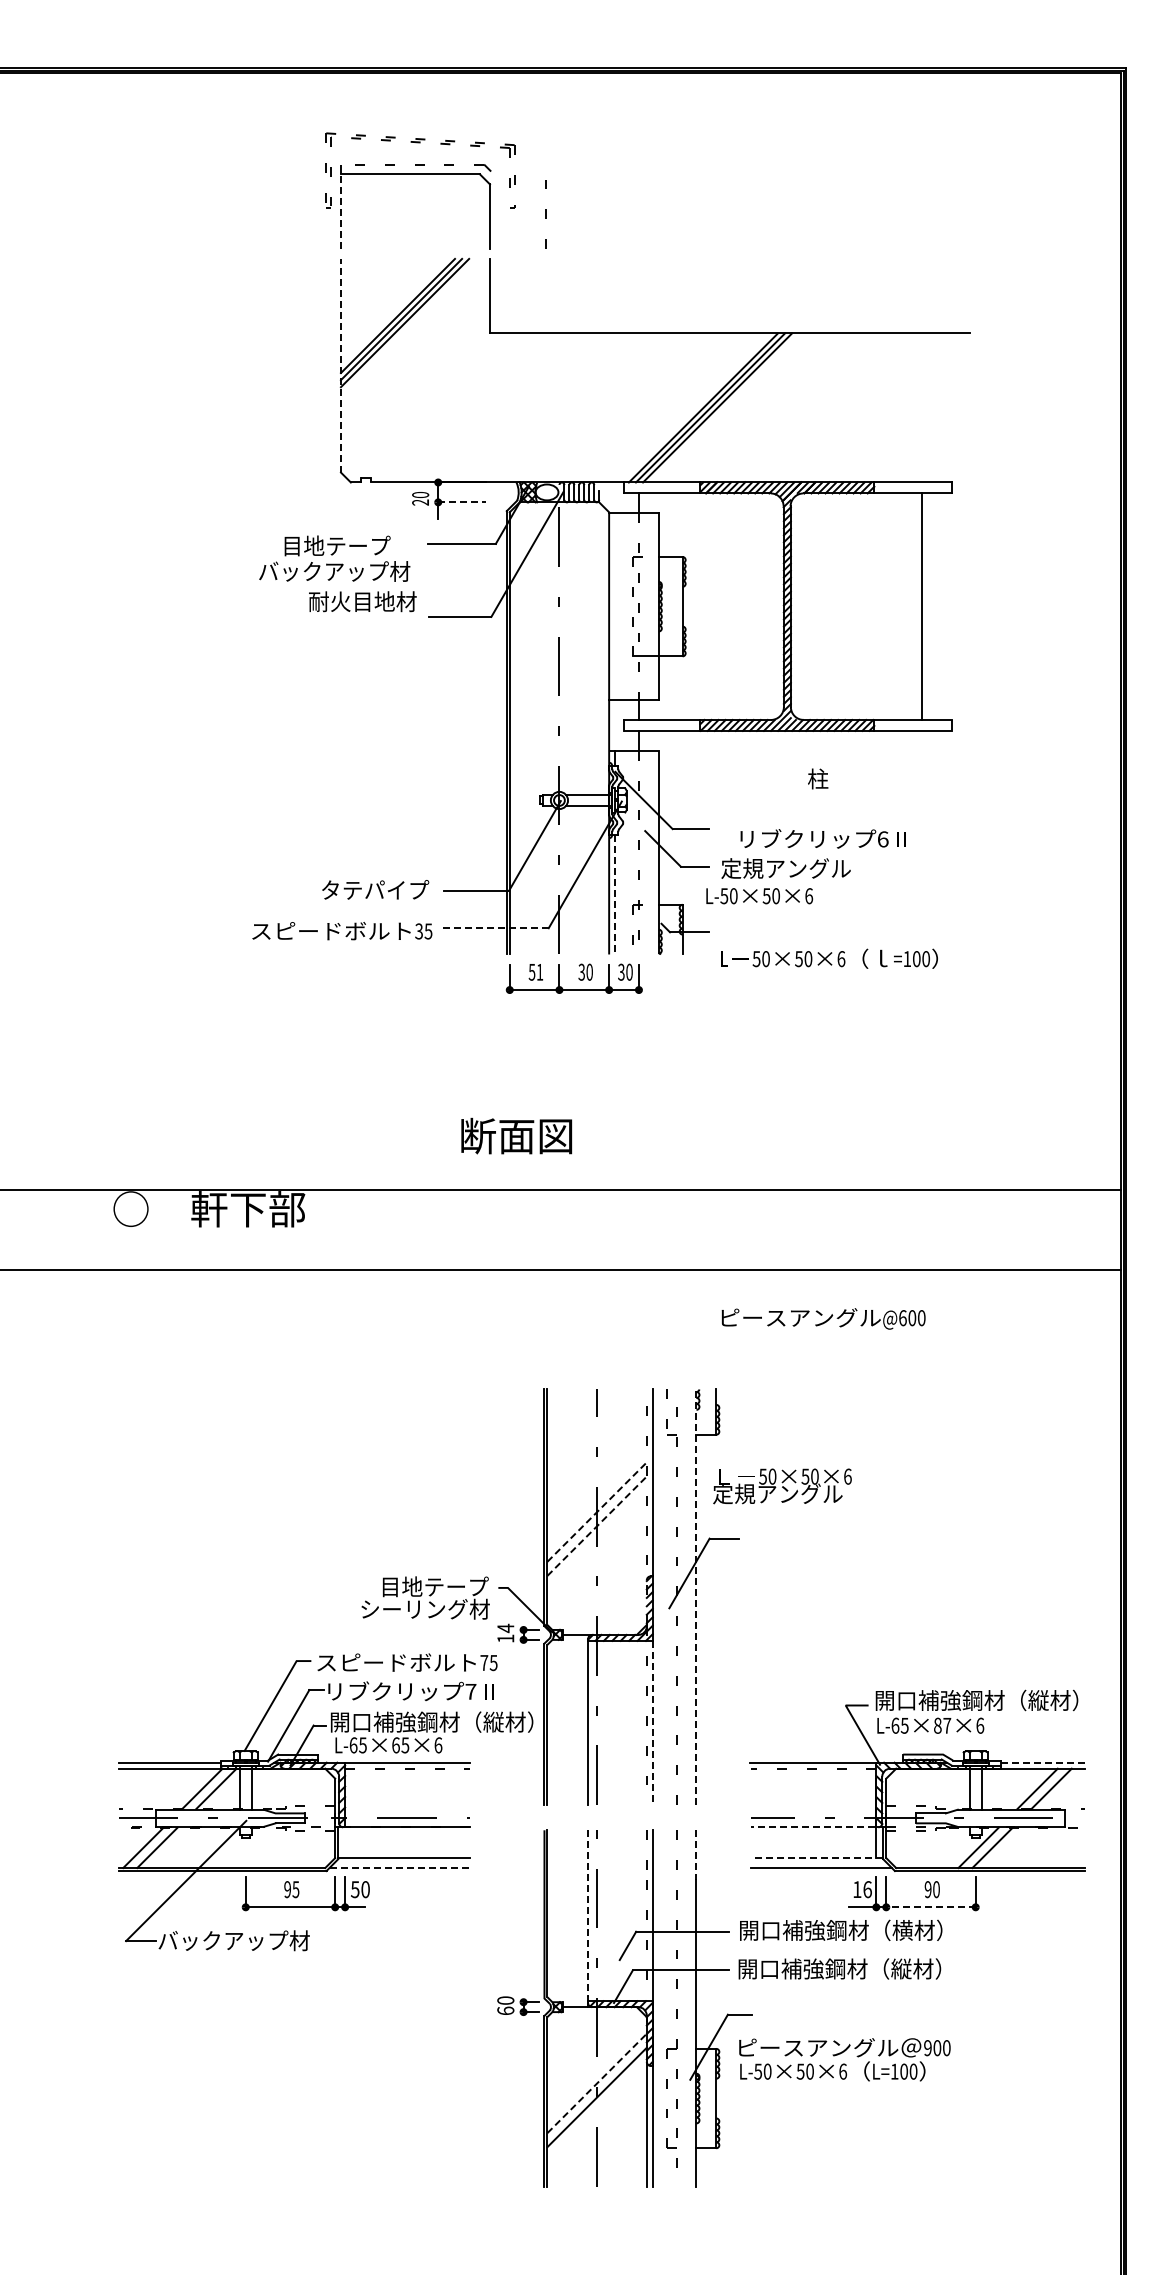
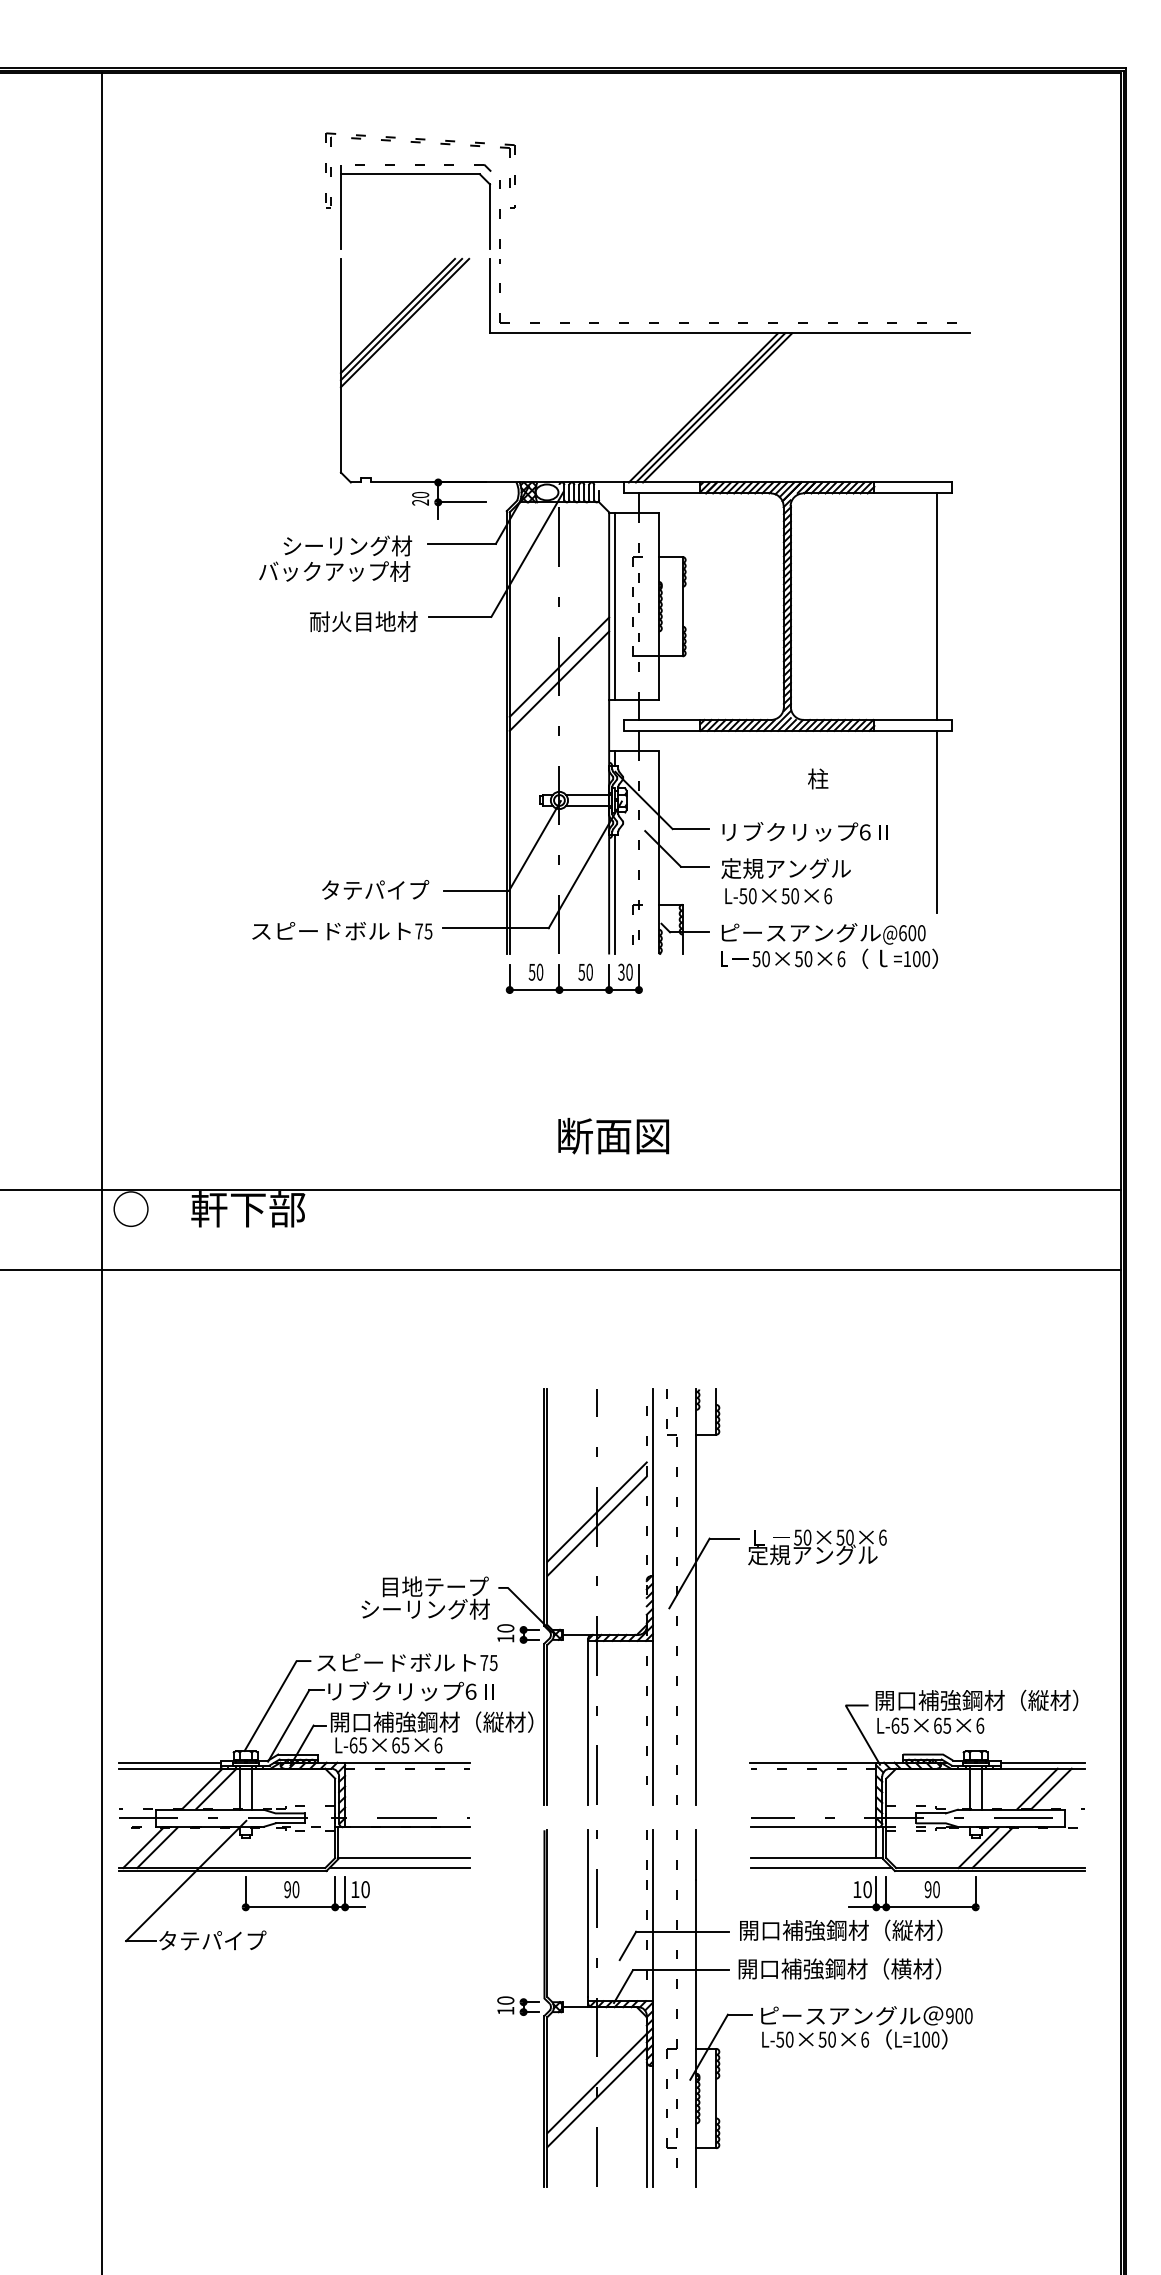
line: dashed -> solid (340, 211)
line position: (545, 214) -> (499, 214) (499, 214)
part: none -> present (718, 322)
line: dashed -> solid (340, 365)
line: dashed -> solid (462, 502)
text: 目地テープ -> シーリング材 (347, 545)
text position: (362, 601) -> (363, 621) (363, 621)
line: none -> present (615, 606)
line position: (922, 606) -> (937, 606) (937, 606)
line: none -> present (559, 666)
line: none -> present (559, 680)
line: none -> present (937, 821)
text position: (822, 838) -> (804, 831) (804, 831)
line: dashed -> solid (615, 894)
text position: (759, 896) -> (778, 896) (778, 896)
line: dashed -> solid (496, 928)
text: 35 -> 75 (419, 931)
text: 51 -> 50 (539, 971)
text: 30 -> 50 (581, 971)
text position: (516, 1135) -> (613, 1135) (613, 1135)
line: none -> present (101, 1172)
text position: (823, 1318) -> (823, 933) (823, 933)
text position: (782, 1486) -> (817, 1547) (817, 1547)
line: dashed -> solid (597, 1511)
line: dashed -> solid (597, 1525)
line: dashed -> solid (696, 1597)
text: 14 -> 10 (505, 1628)
text: 7 -> 6 (470, 1691)
line: dashed -> solid (652, 1723)
text: 87 -> 65 (942, 1725)
line: dashed -> solid (1043, 1762)
line: dashed -> solid (818, 1827)
line: dashed -> solid (696, 1855)
line: dashed -> solid (816, 1858)
line: dashed -> solid (400, 1868)
text: 95 -> 90 (295, 1889)
text: 50 -> 10 (355, 1889)
text: 16 -> 10 (867, 1889)
line: dashed -> solid (930, 1907)
line: dashed -> solid (588, 1914)
text: 開口補強鋼材（横材） -> 開口補強鋼材（縦材） (902, 1930)
text: バックアップ材 -> タテパイプ (233, 1940)
text: 開口補強鋼材（縦材） -> 開口補強鋼材（横材） (901, 1968)
text: 60 -> 10 (505, 2010)
text position: (844, 2059) -> (866, 2027) (866, 2027)
line: dashed -> solid (597, 2083)
